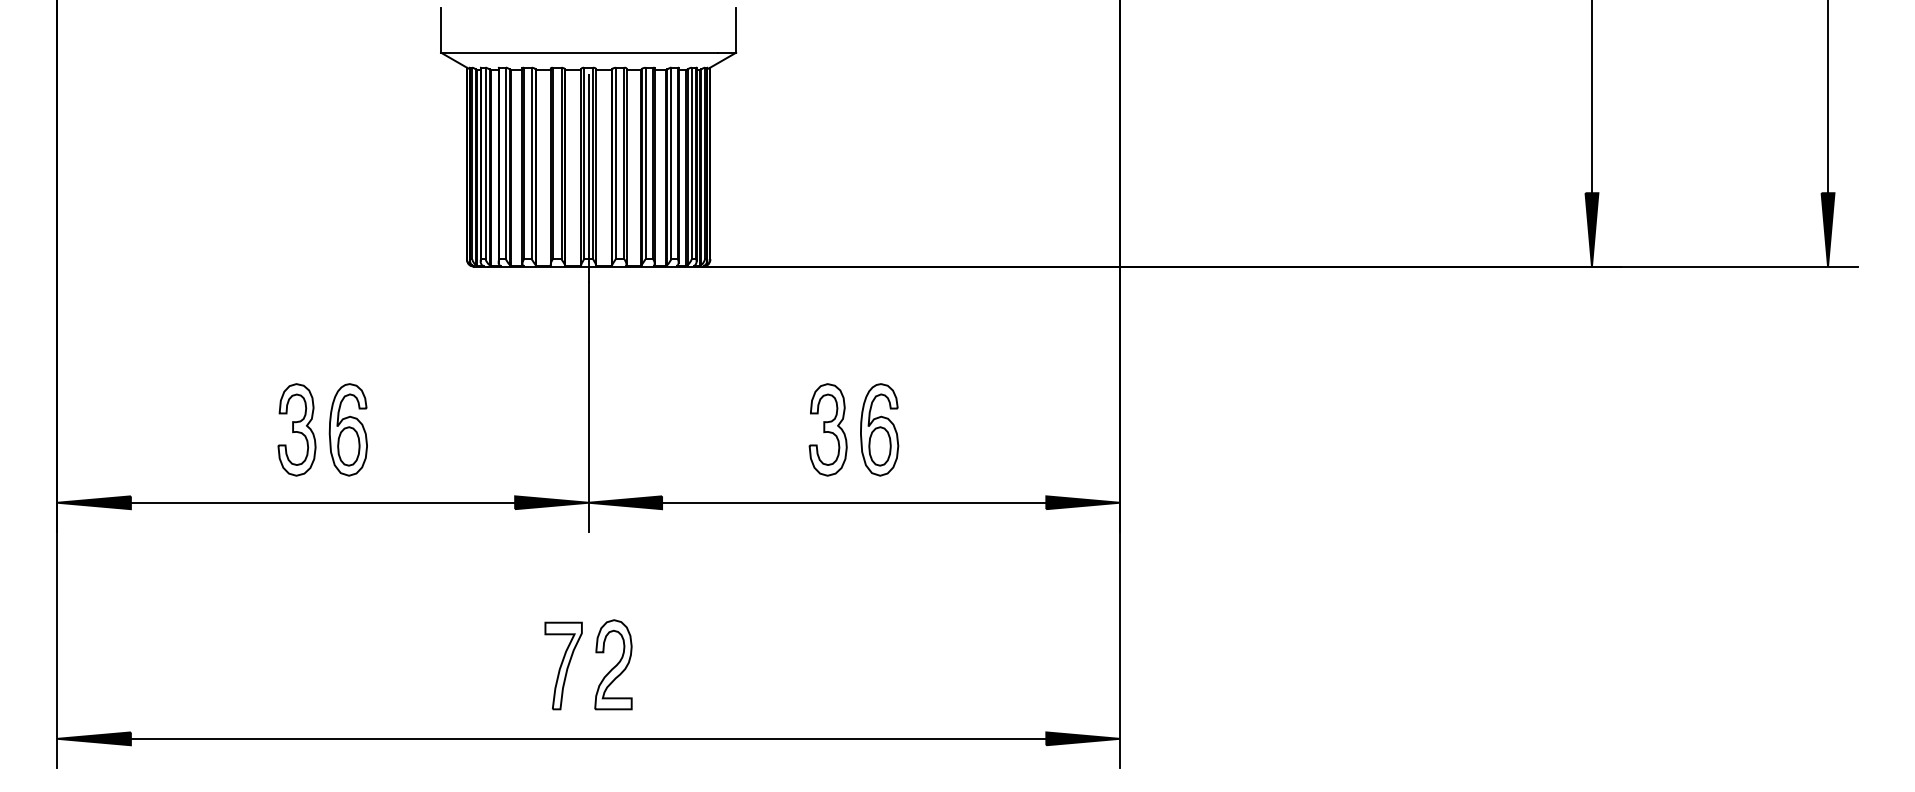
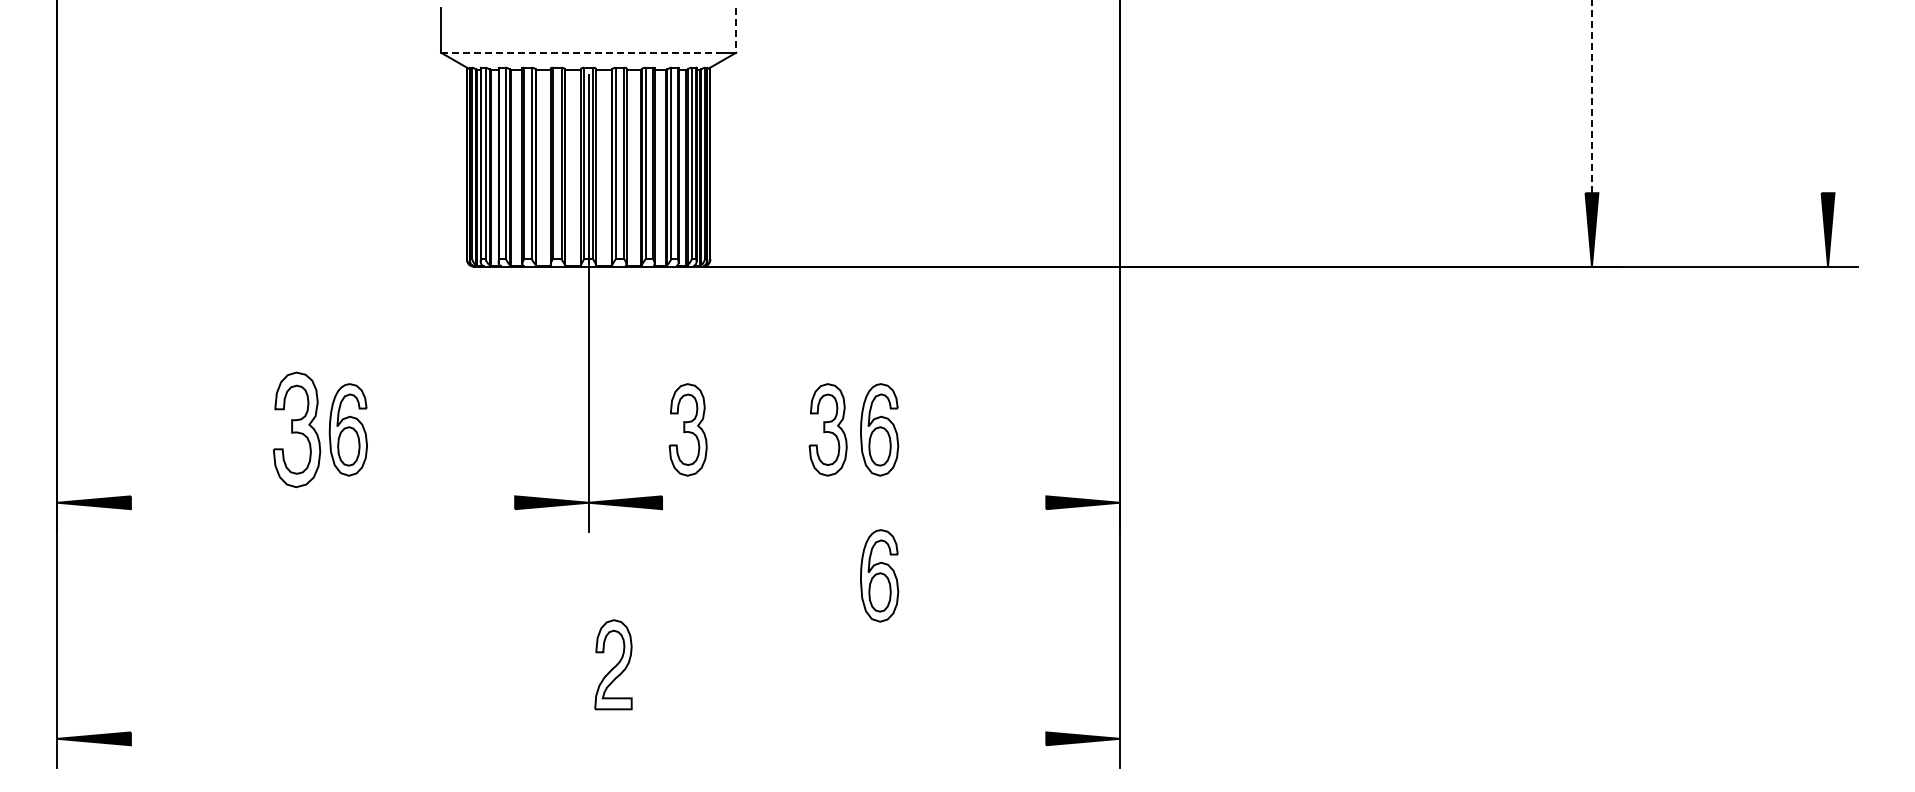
line: solid -> dashed (736, 31)
line: solid -> dashed (579, 52)
line: solid -> dashed (1591, 96)
line: present -> none (1828, 97)
part size: 40x94 px -> 49x118 px (297, 429)
part: none -> present (687, 429)
line: present -> none (322, 502)
line: present -> none (854, 502)
part: none -> present (879, 575)
part: present -> none (563, 665)
line: present -> none (588, 738)
